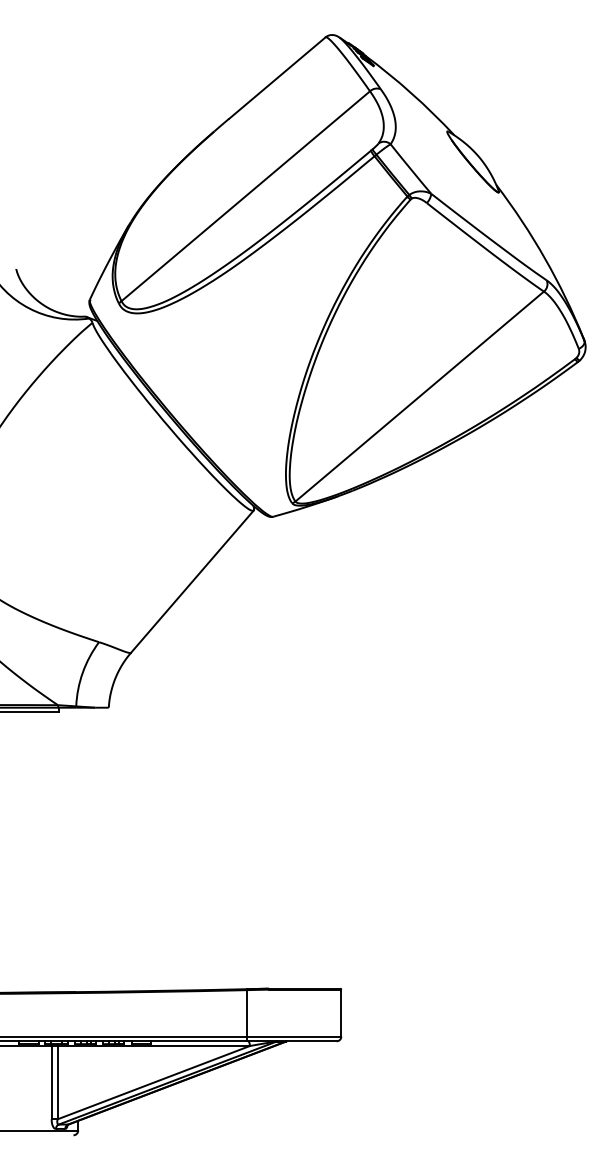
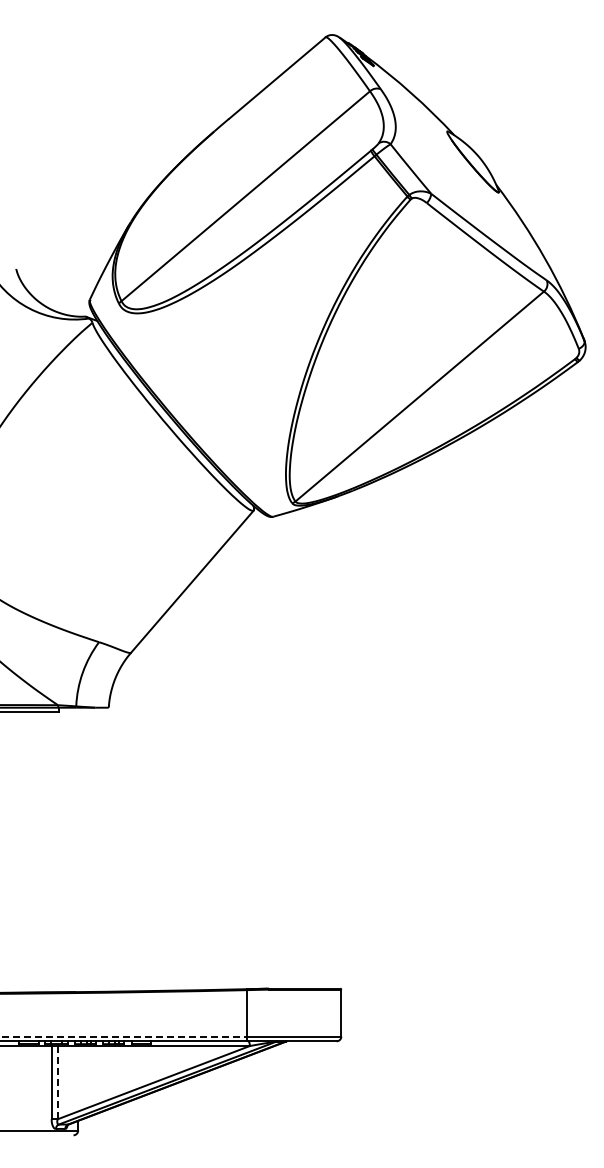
line: solid -> dashed (124, 1036)
line: solid -> dashed (57, 1082)
